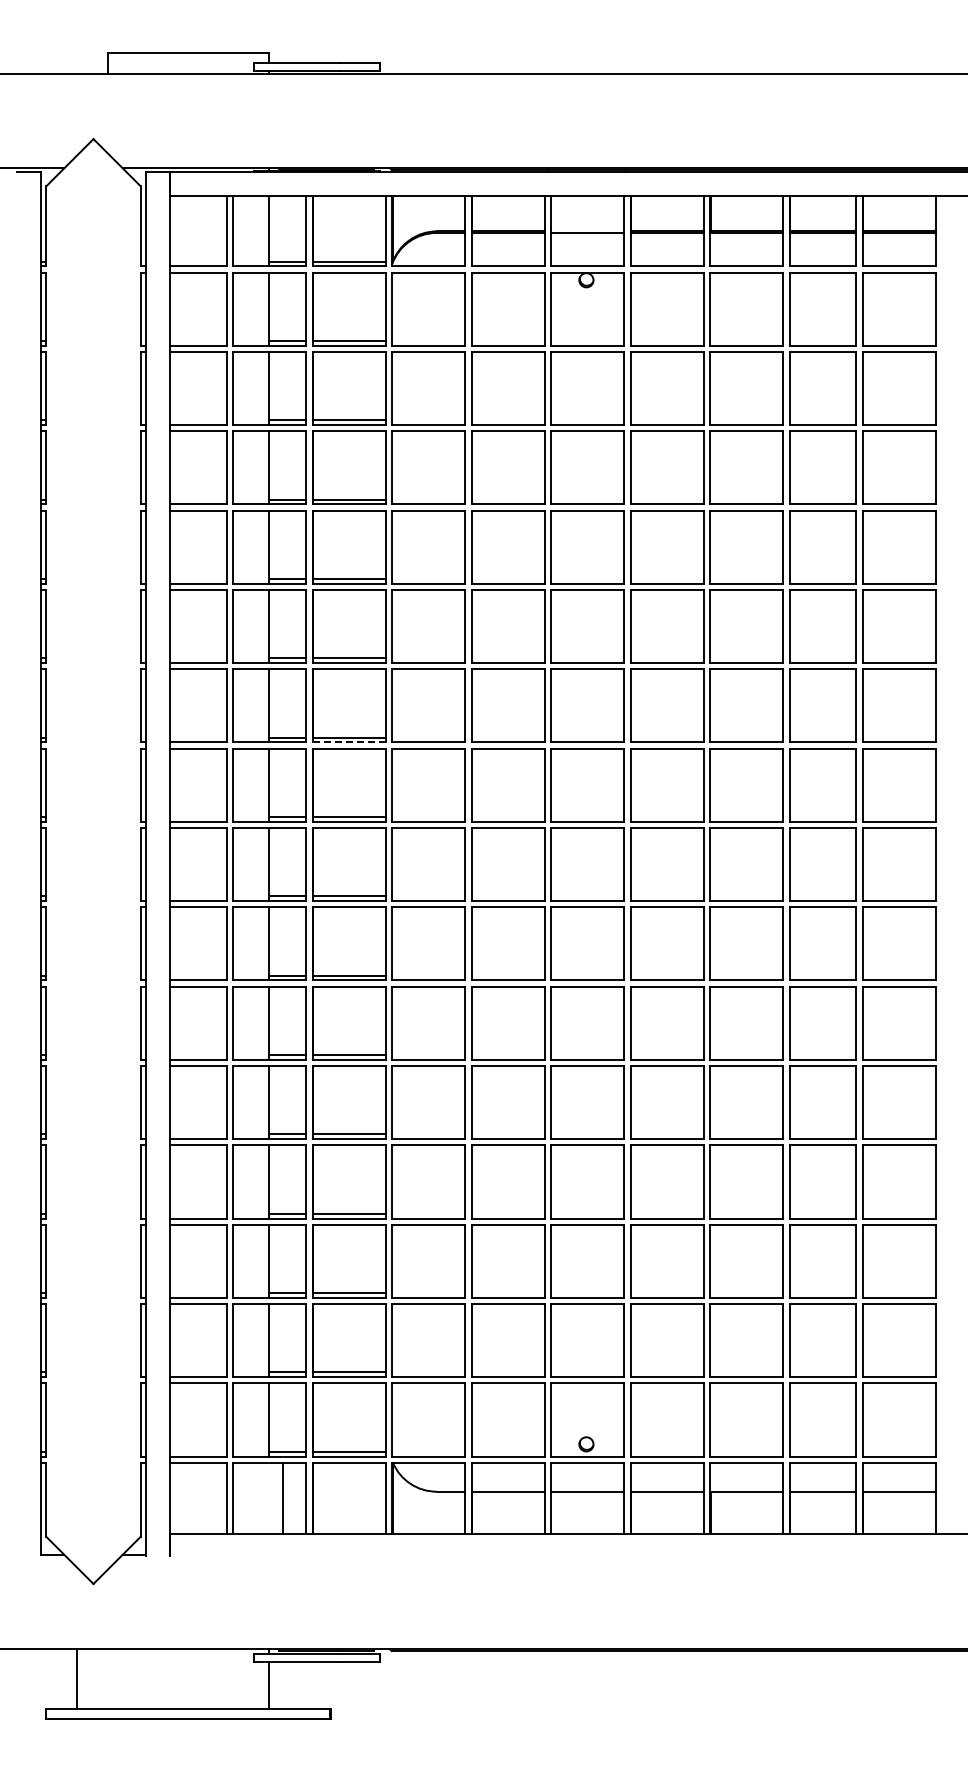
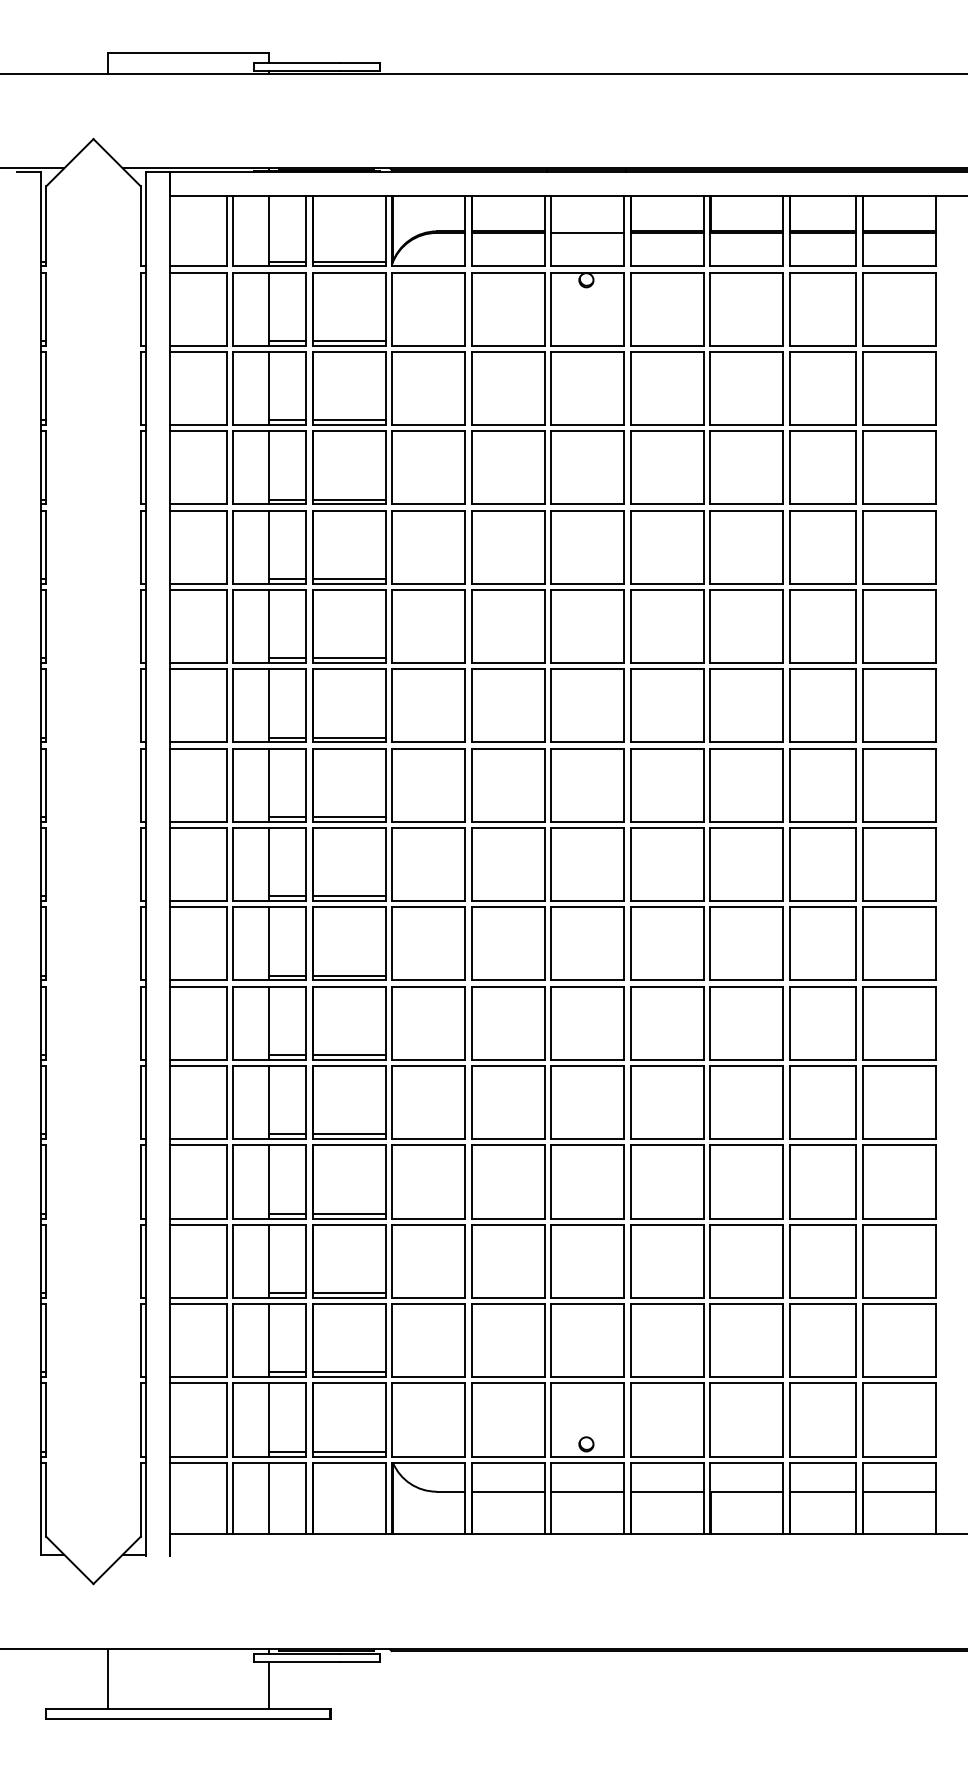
line: dashed -> solid (349, 742)
line position: (282, 1497) -> (268, 1497) (268, 1497)
line position: (76, 1679) -> (107, 1679) (107, 1679)
